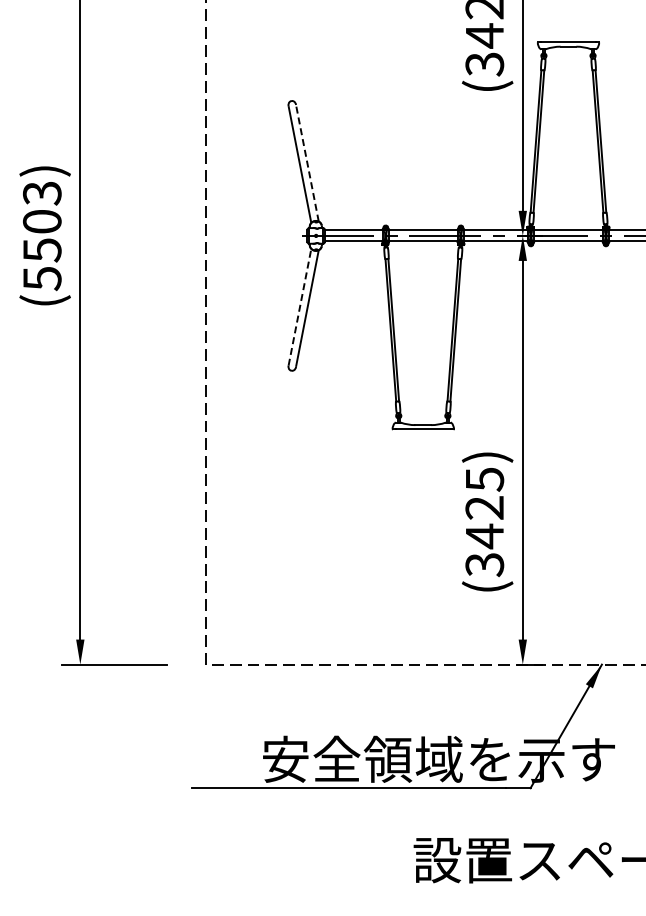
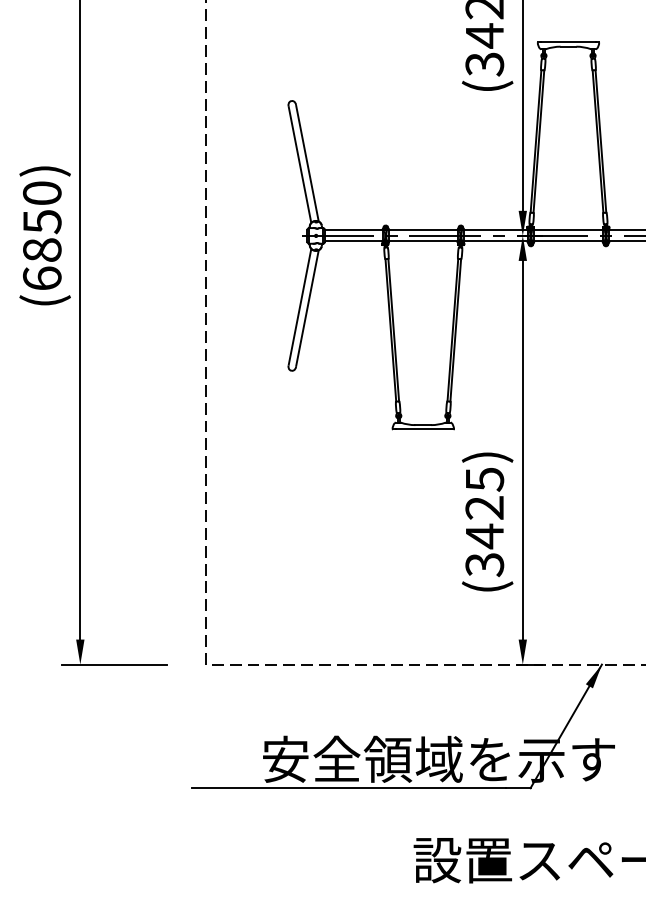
line: dashed -> solid (307, 162)
text: (5503) -> (6850) (42, 236)
line: dashed -> solid (299, 307)
